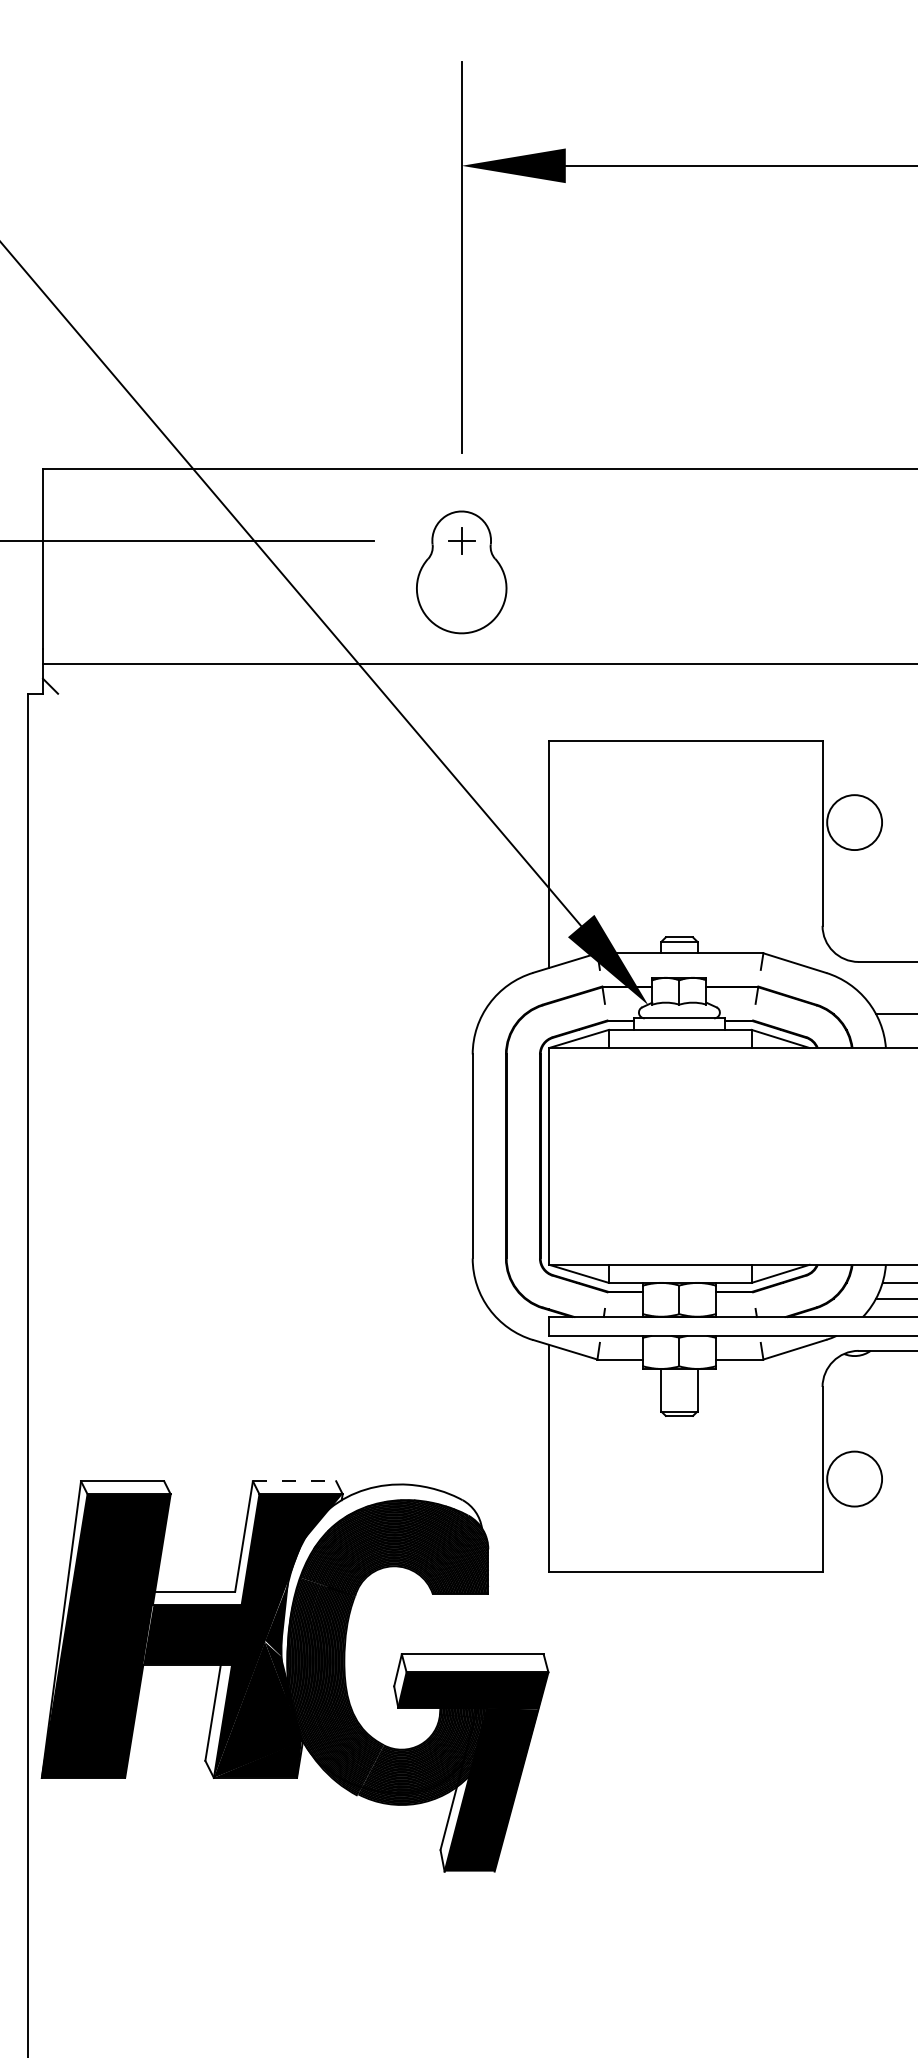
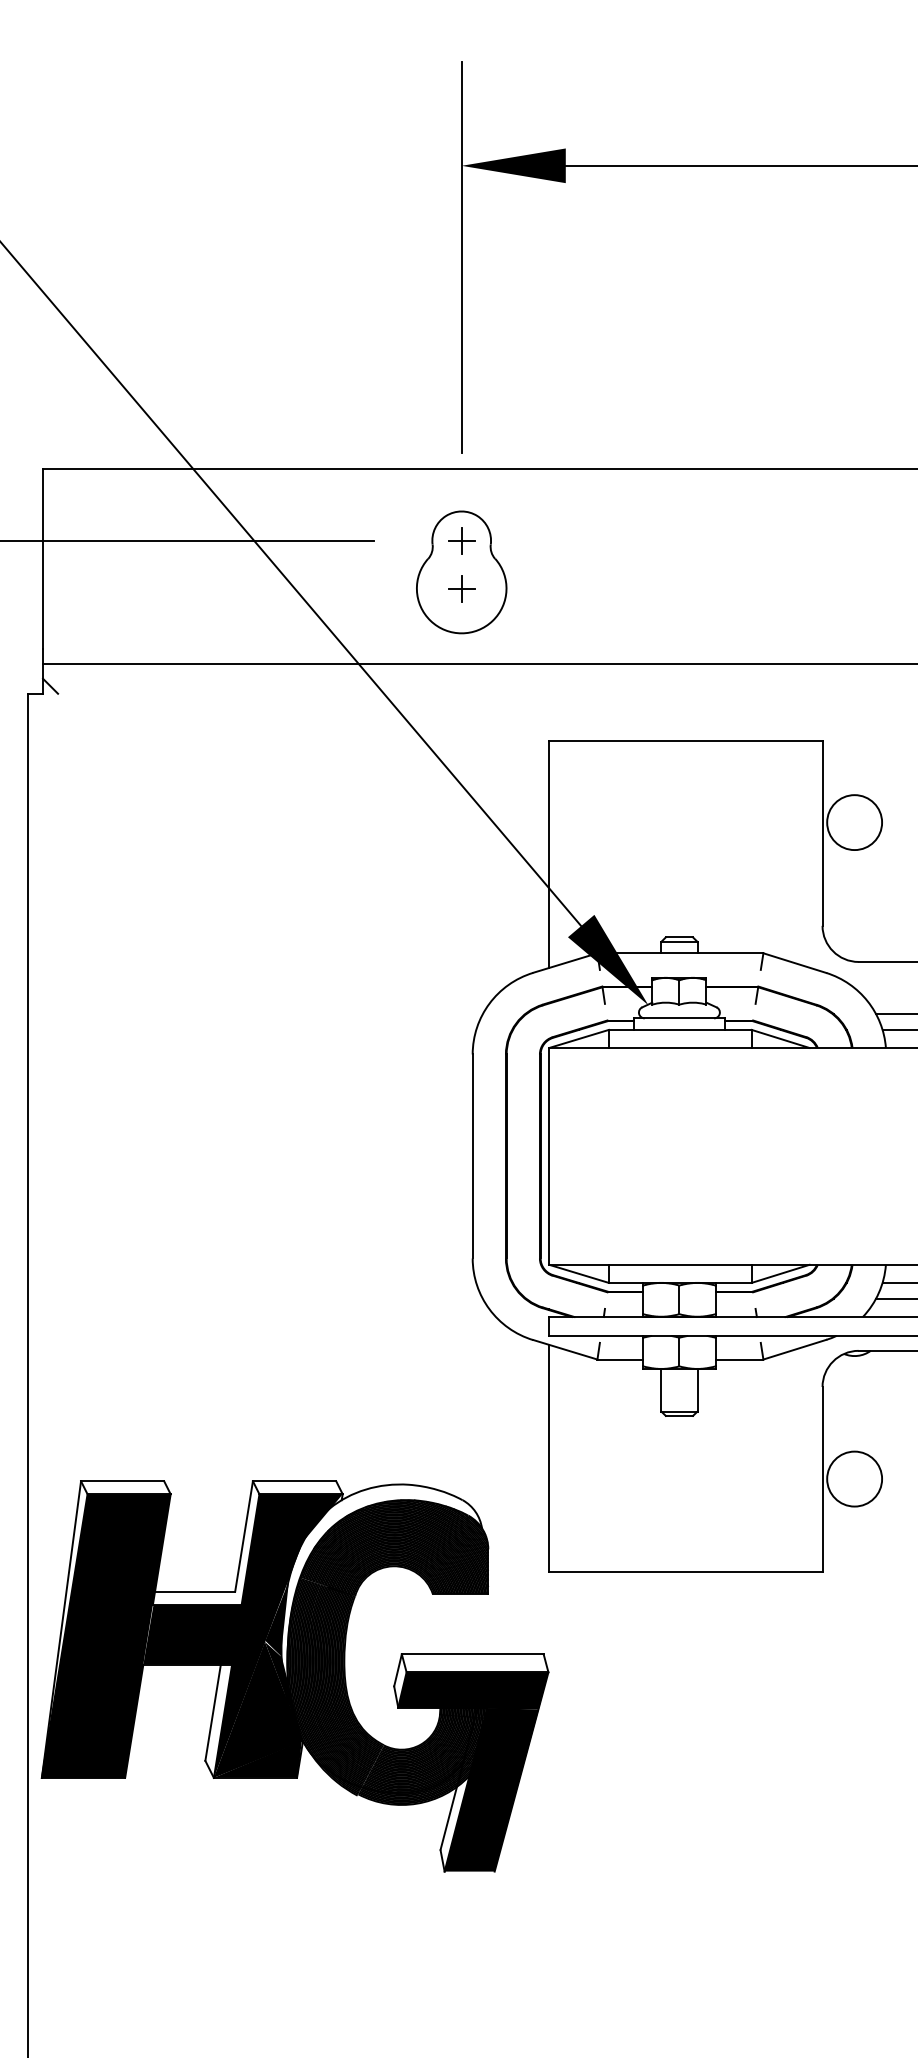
part: none -> present (461, 588)
line: none -> present (898, 1029)
line: dashed -> solid (294, 1481)
